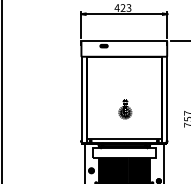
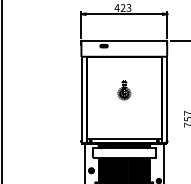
part position: (125, 109) -> (124, 90) (124, 90)
